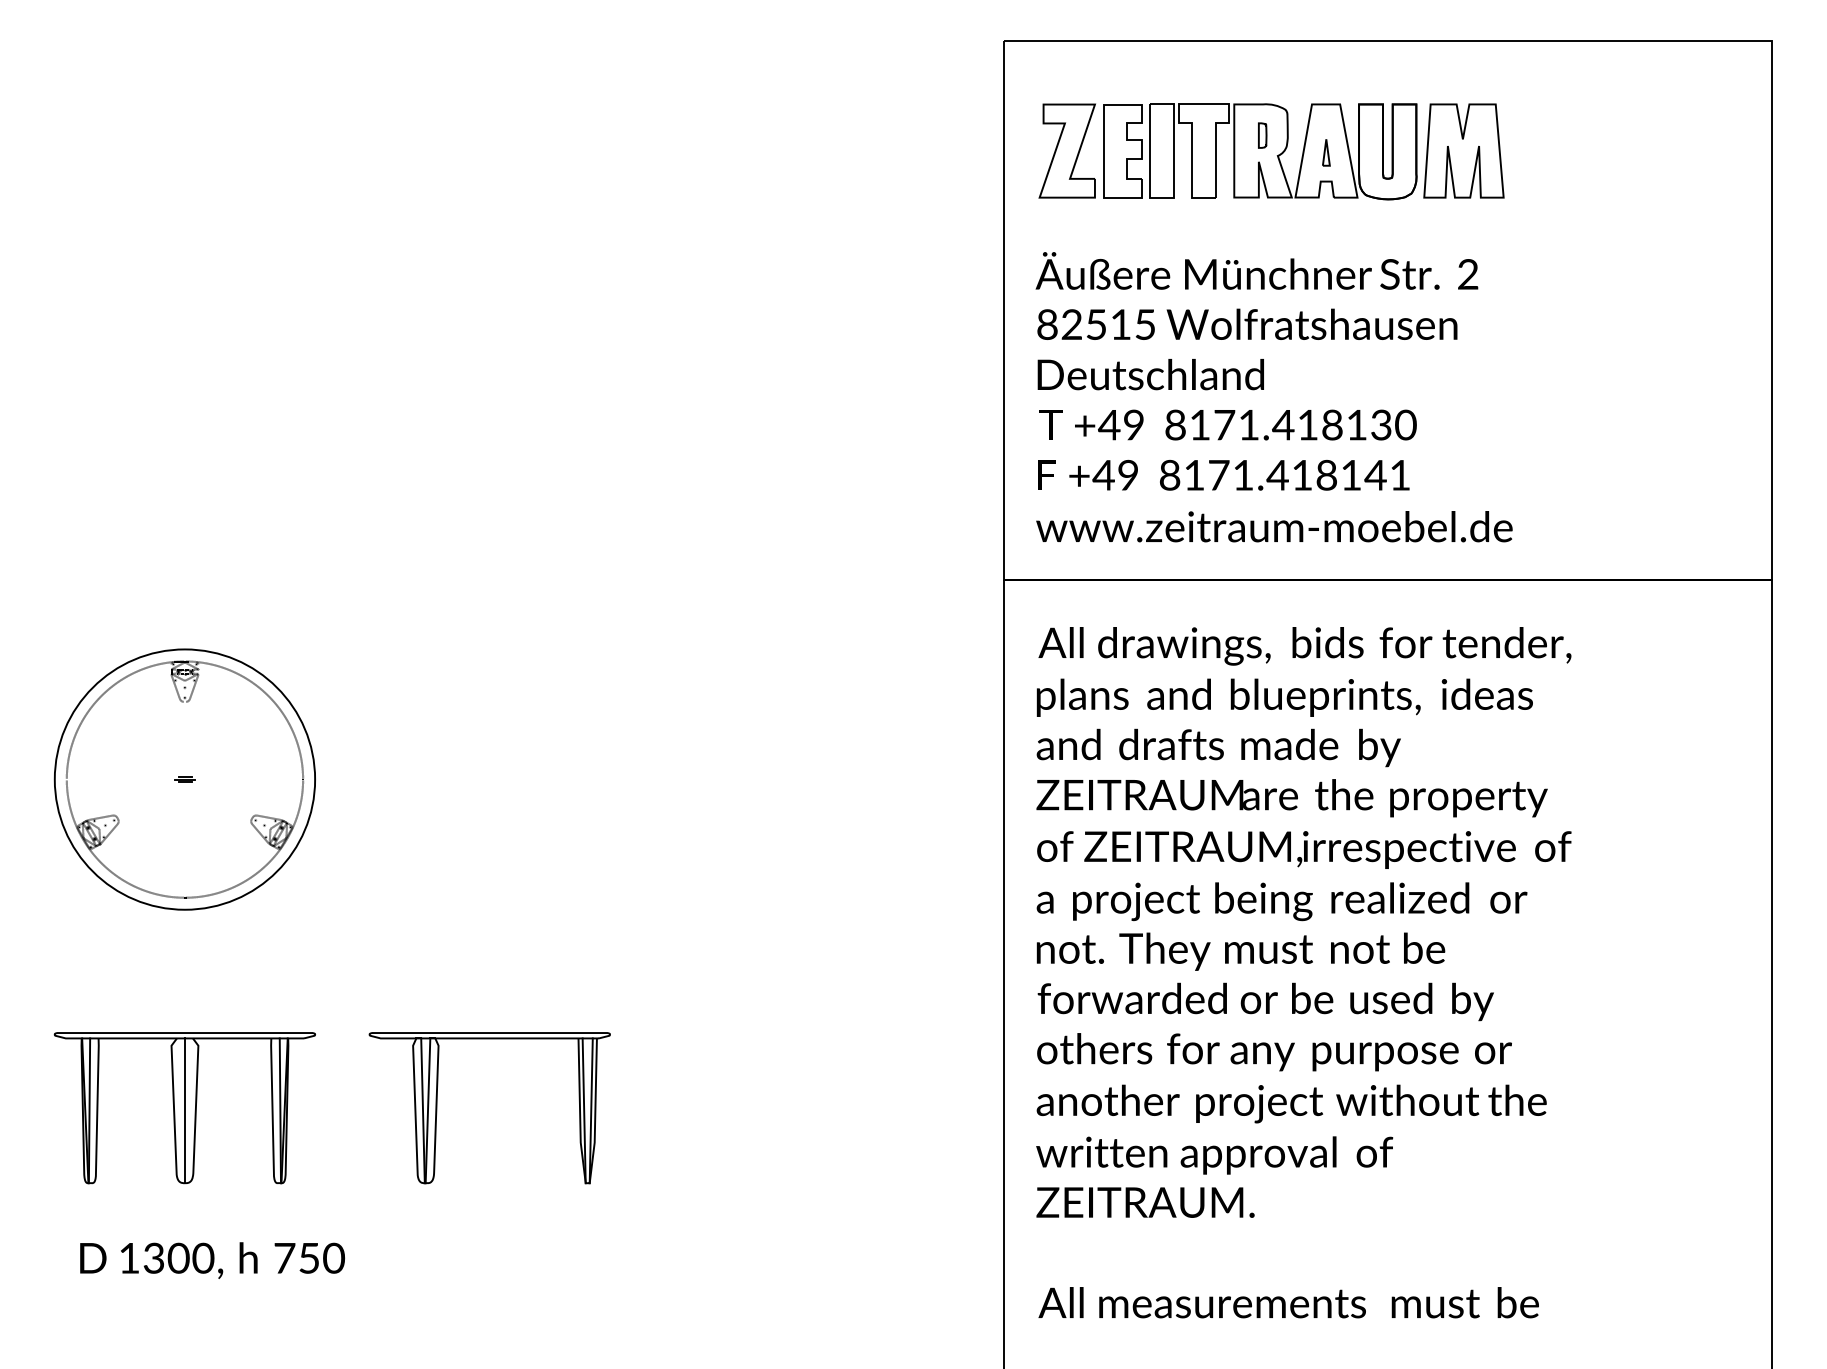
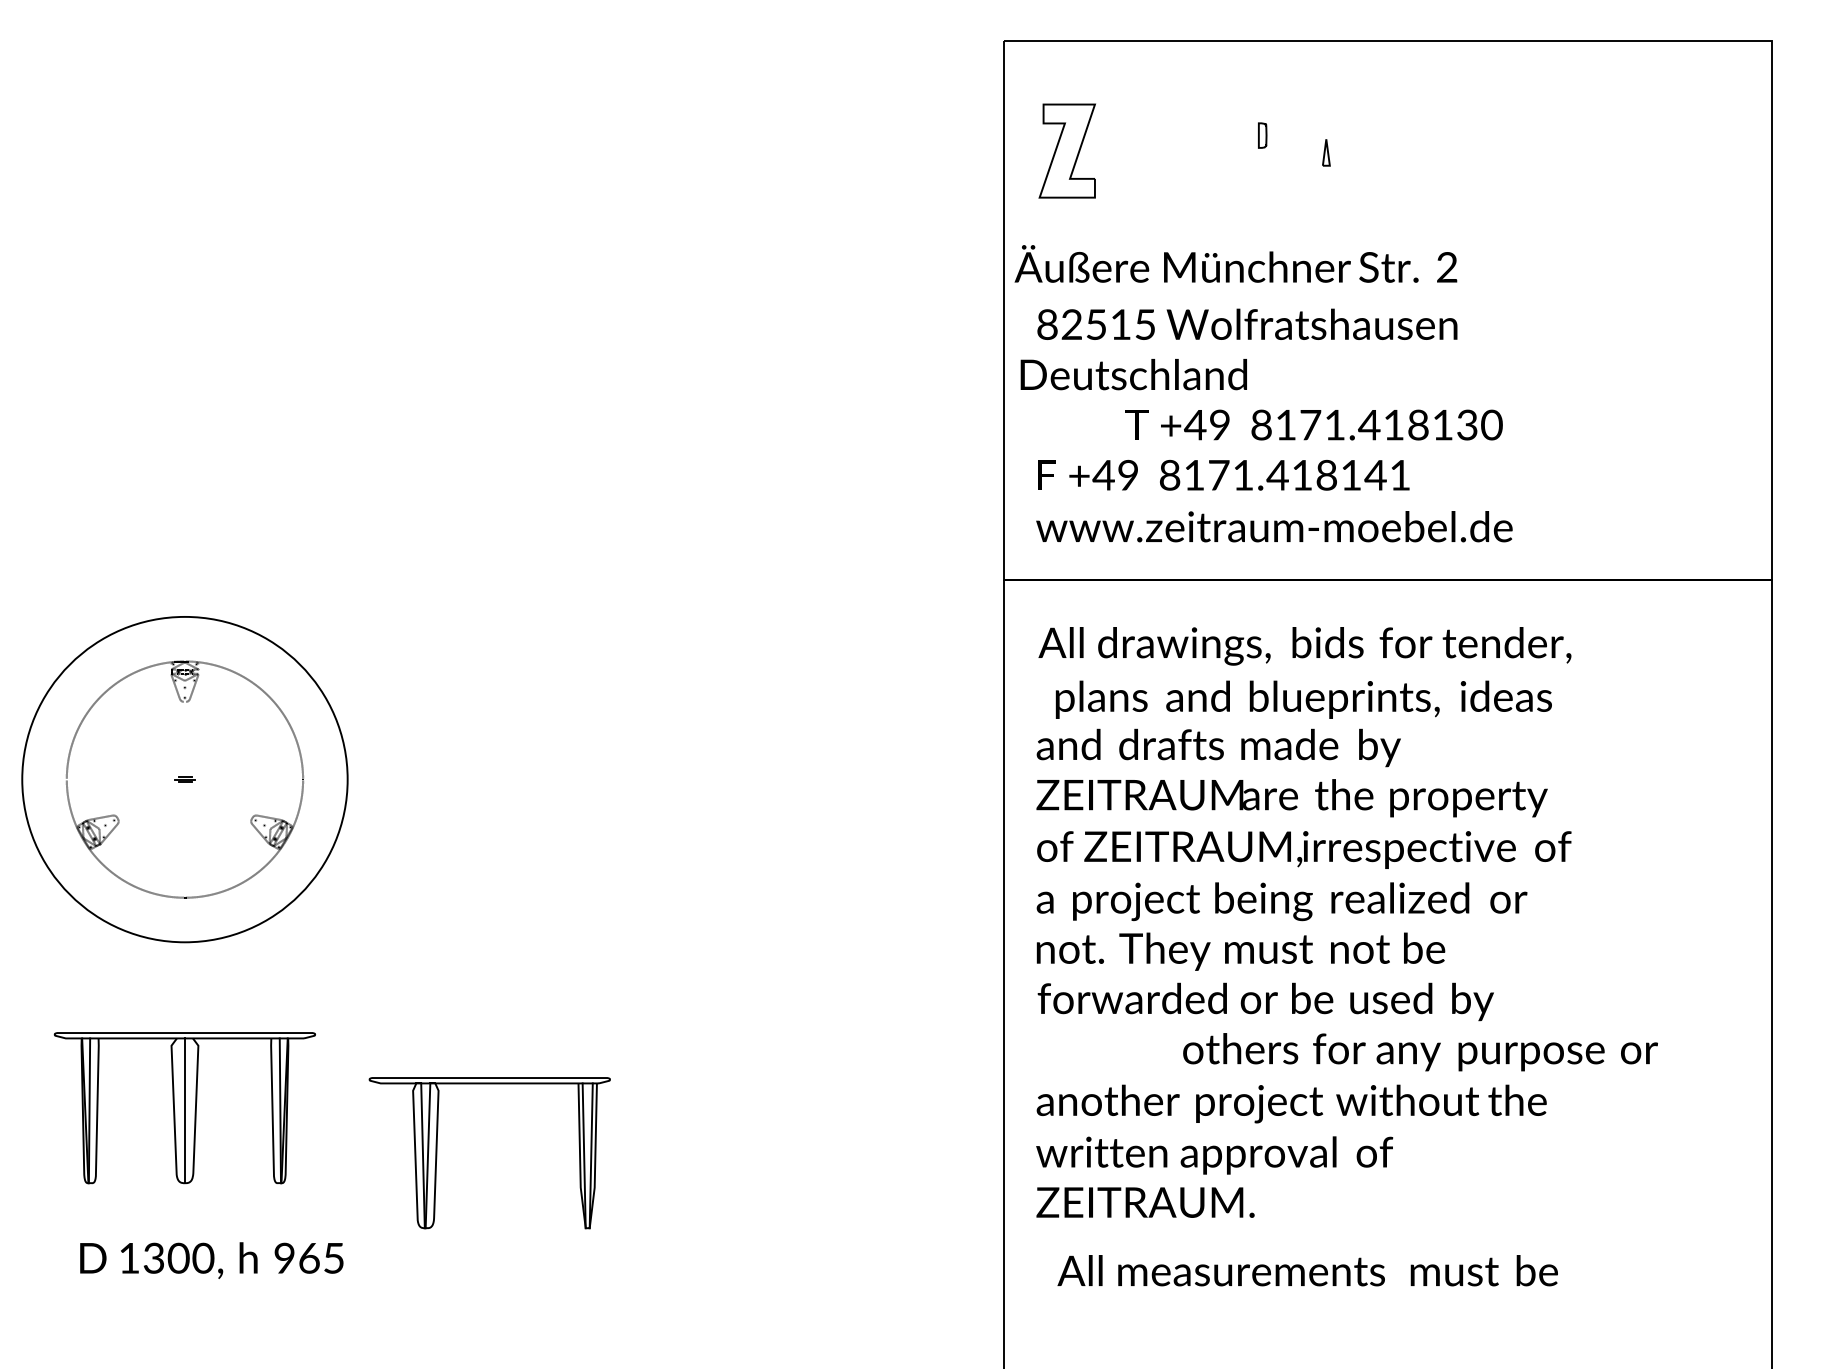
part: present -> none (1303, 151)
text position: (1256, 270) -> (1235, 263) (1235, 263)
text position: (1150, 374) -> (1133, 374) (1133, 374)
text position: (1227, 424) -> (1313, 424) (1313, 424)
text position: (1284, 697) -> (1303, 699) (1303, 699)
circle diameter: 260 px -> 325 px (184, 779)
text position: (1274, 1052) -> (1420, 1052) (1420, 1052)
part position: (437, 1108) -> (437, 1153) (437, 1153)
text: 750 -> 965 (309, 1257)
text position: (1288, 1302) -> (1307, 1270) (1307, 1270)
